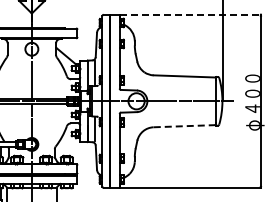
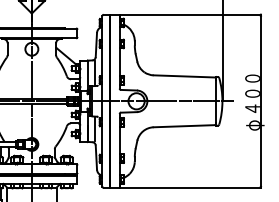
line: dashed -> solid (190, 14)
line: dashed -> solid (184, 126)
